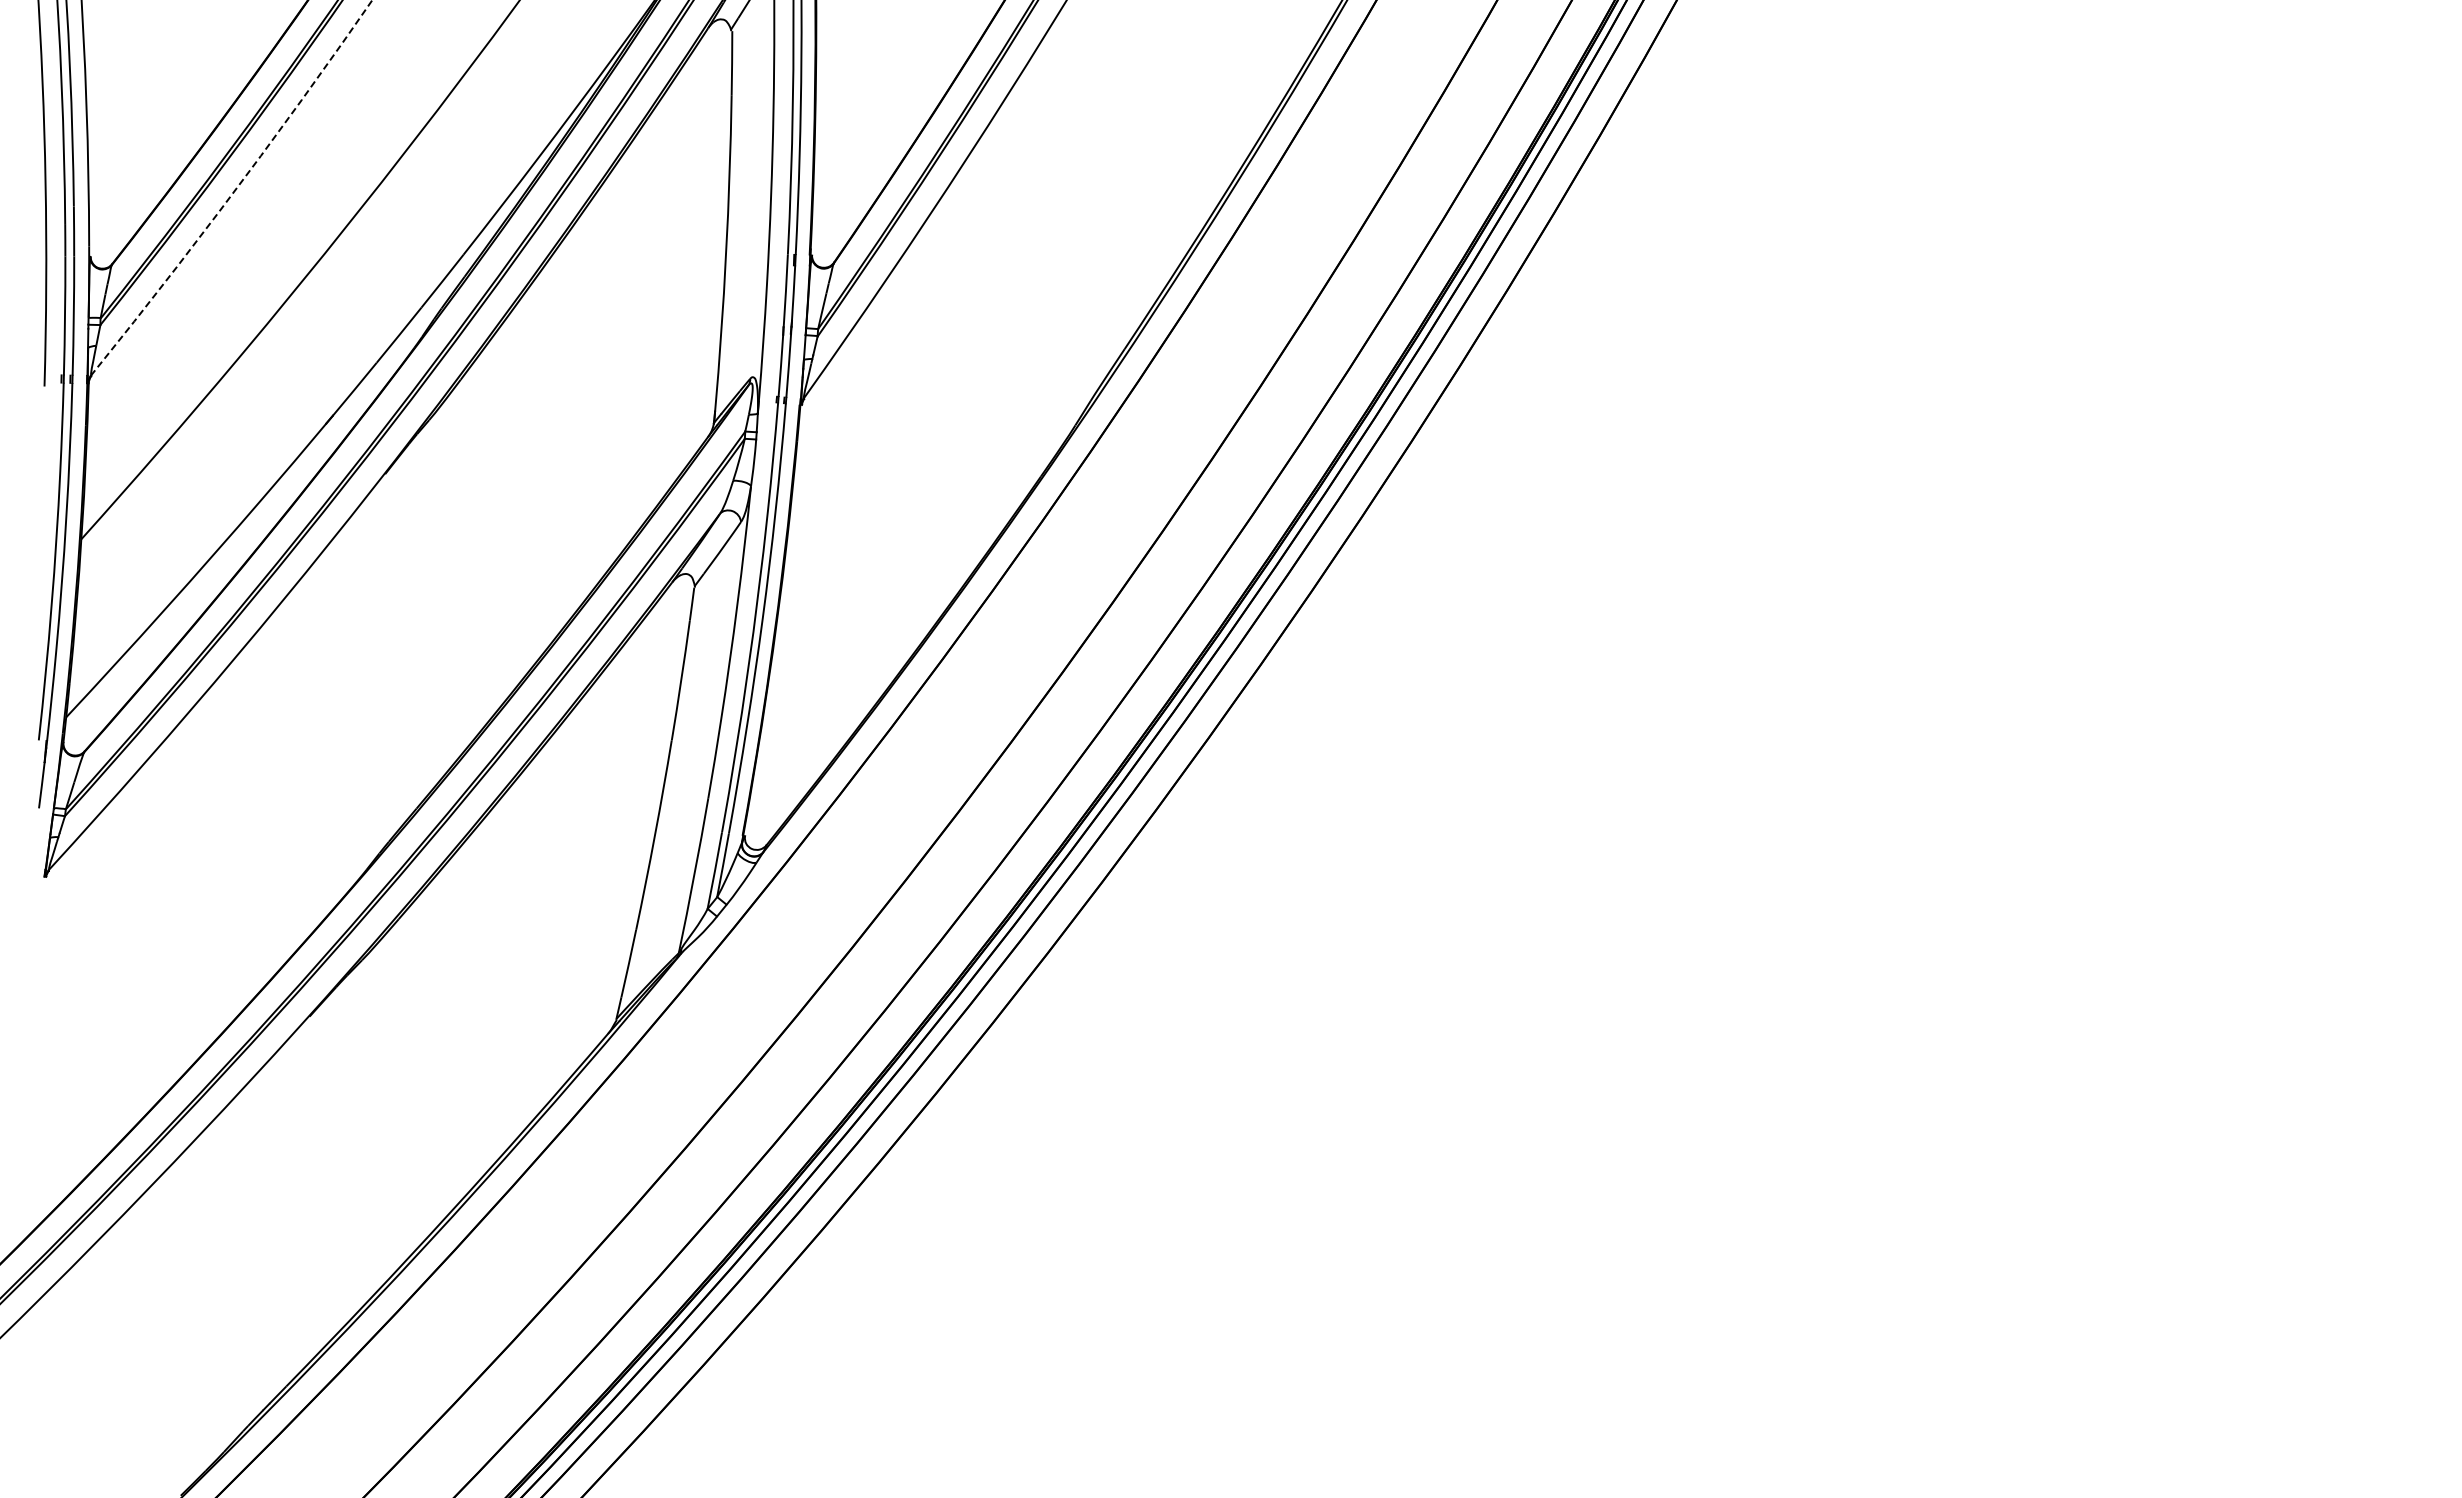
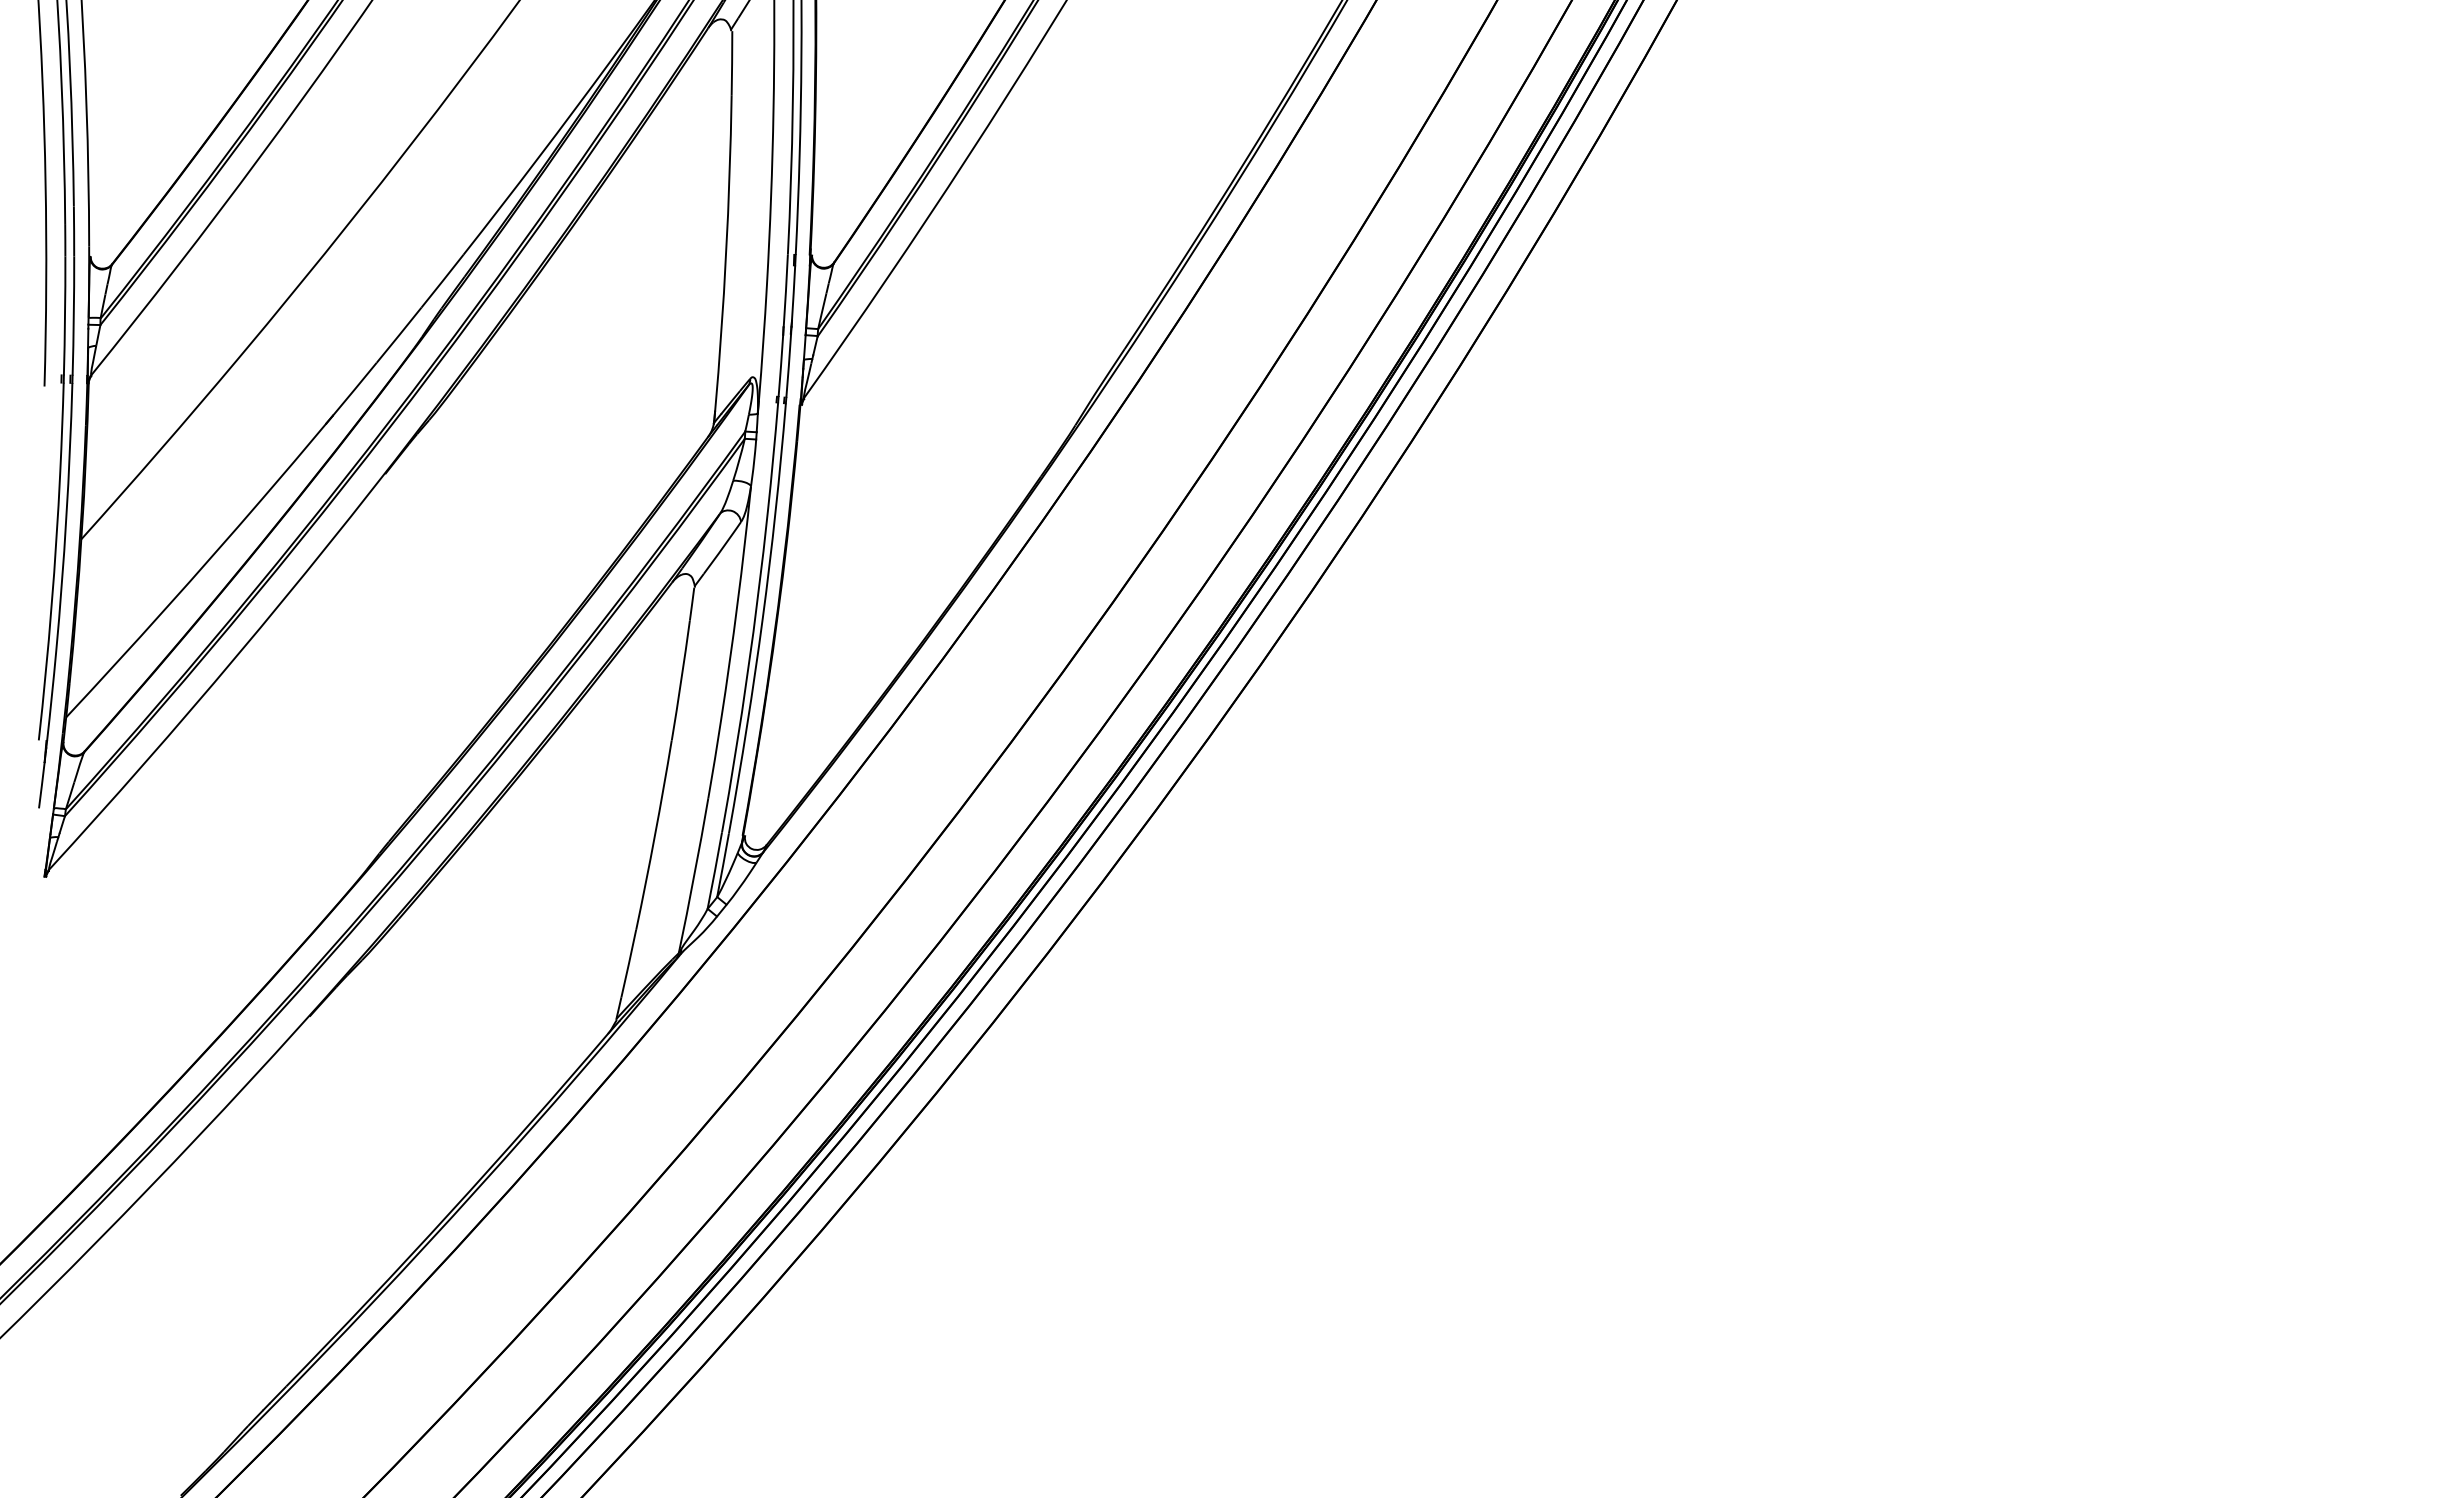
arc: dashed -> solid (235, 190)
